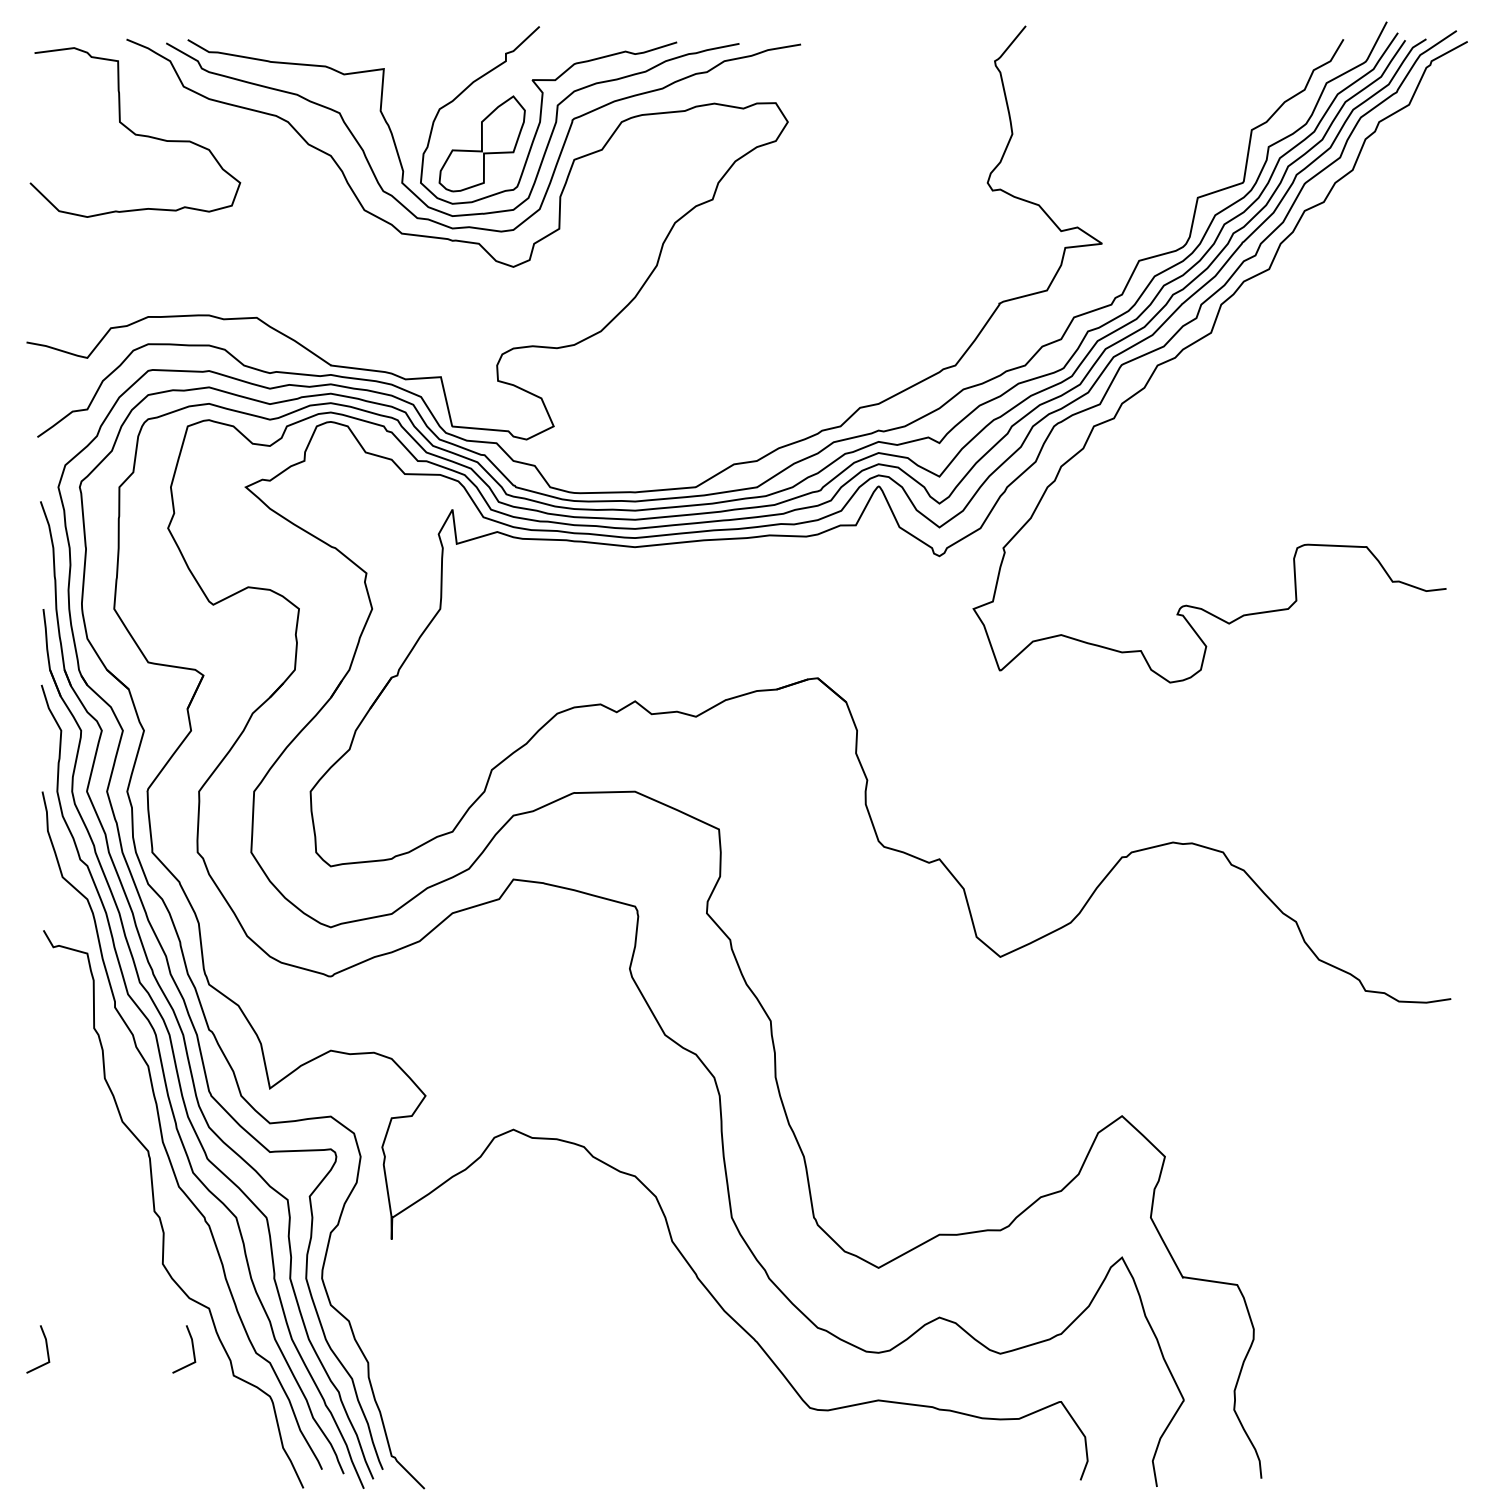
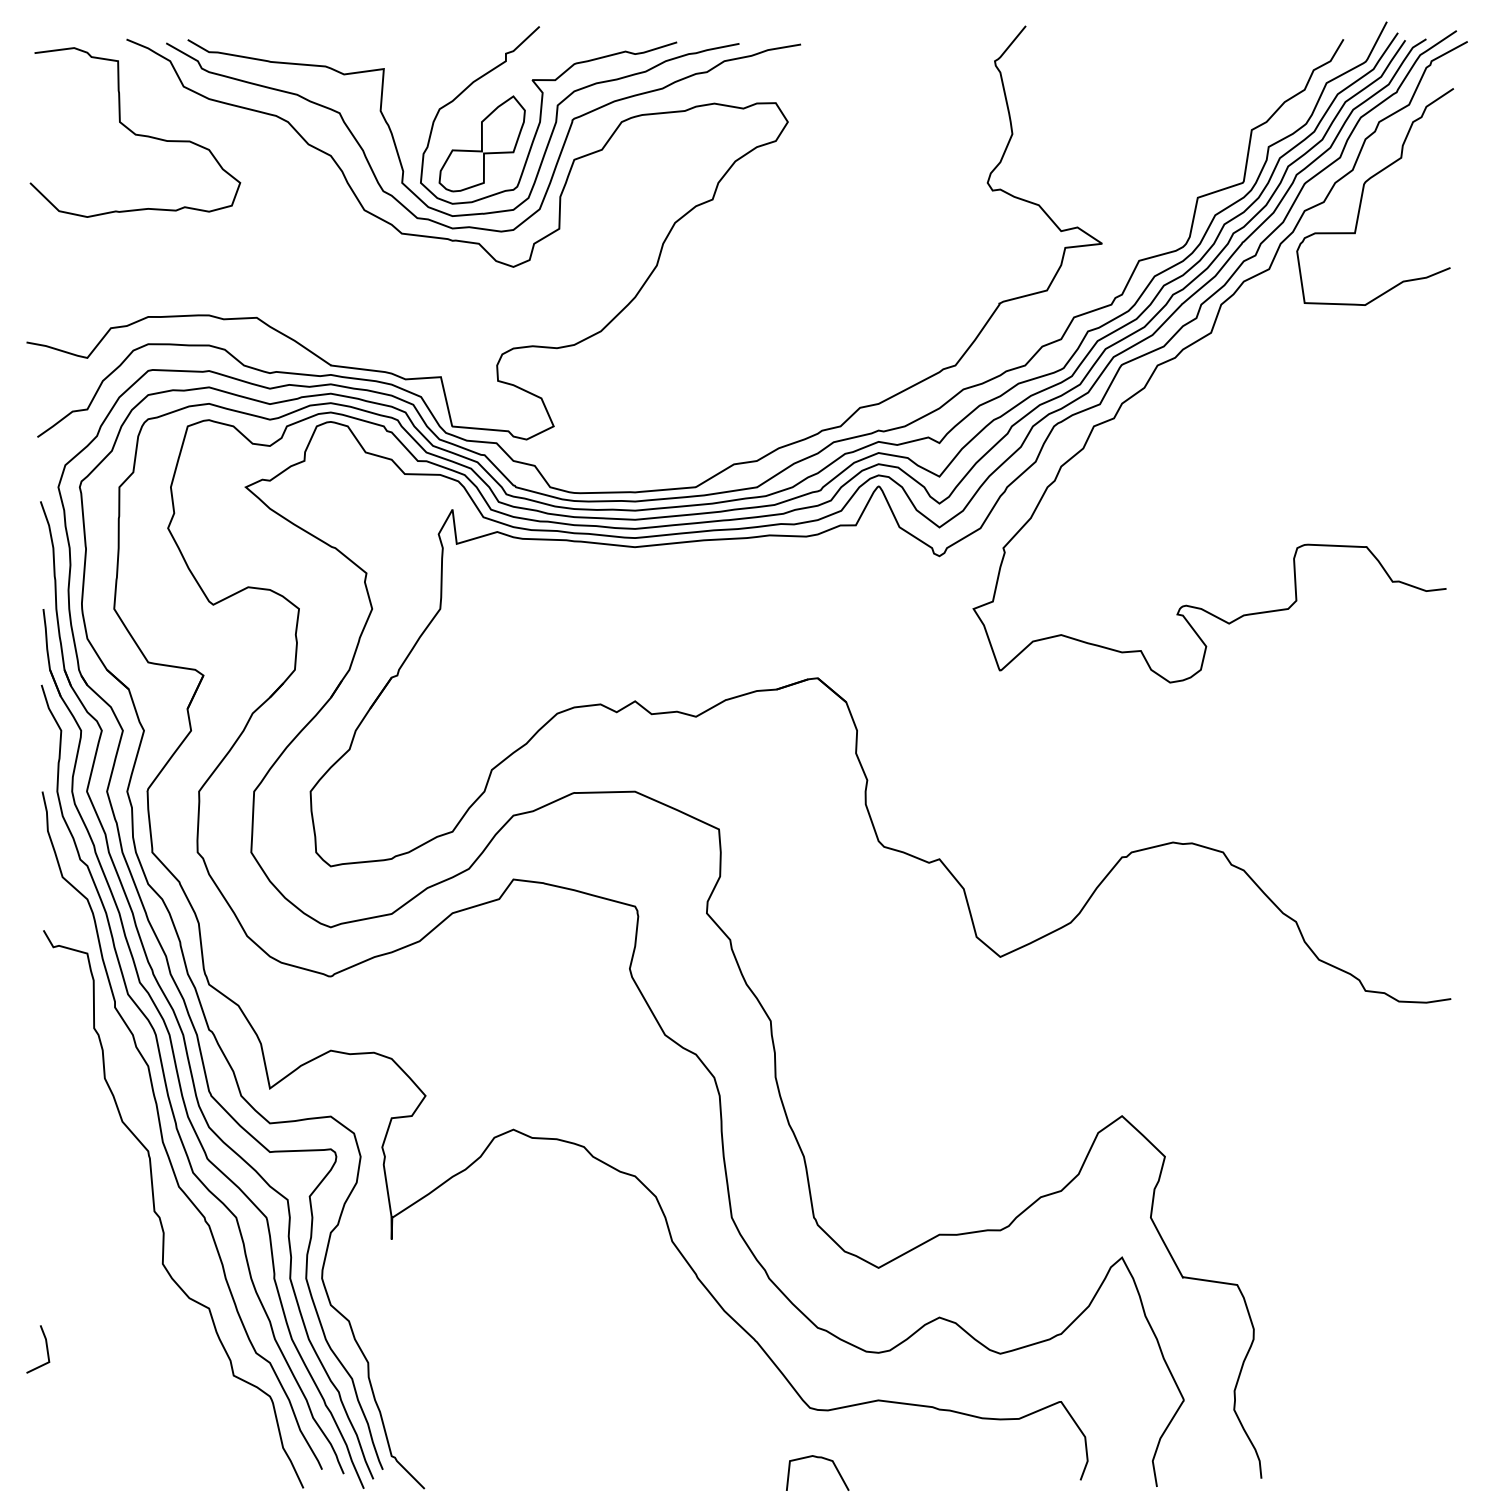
curve: none -> present (1363, 194)
line: present -> none (192, 1349)
curve: none -> present (817, 1458)
